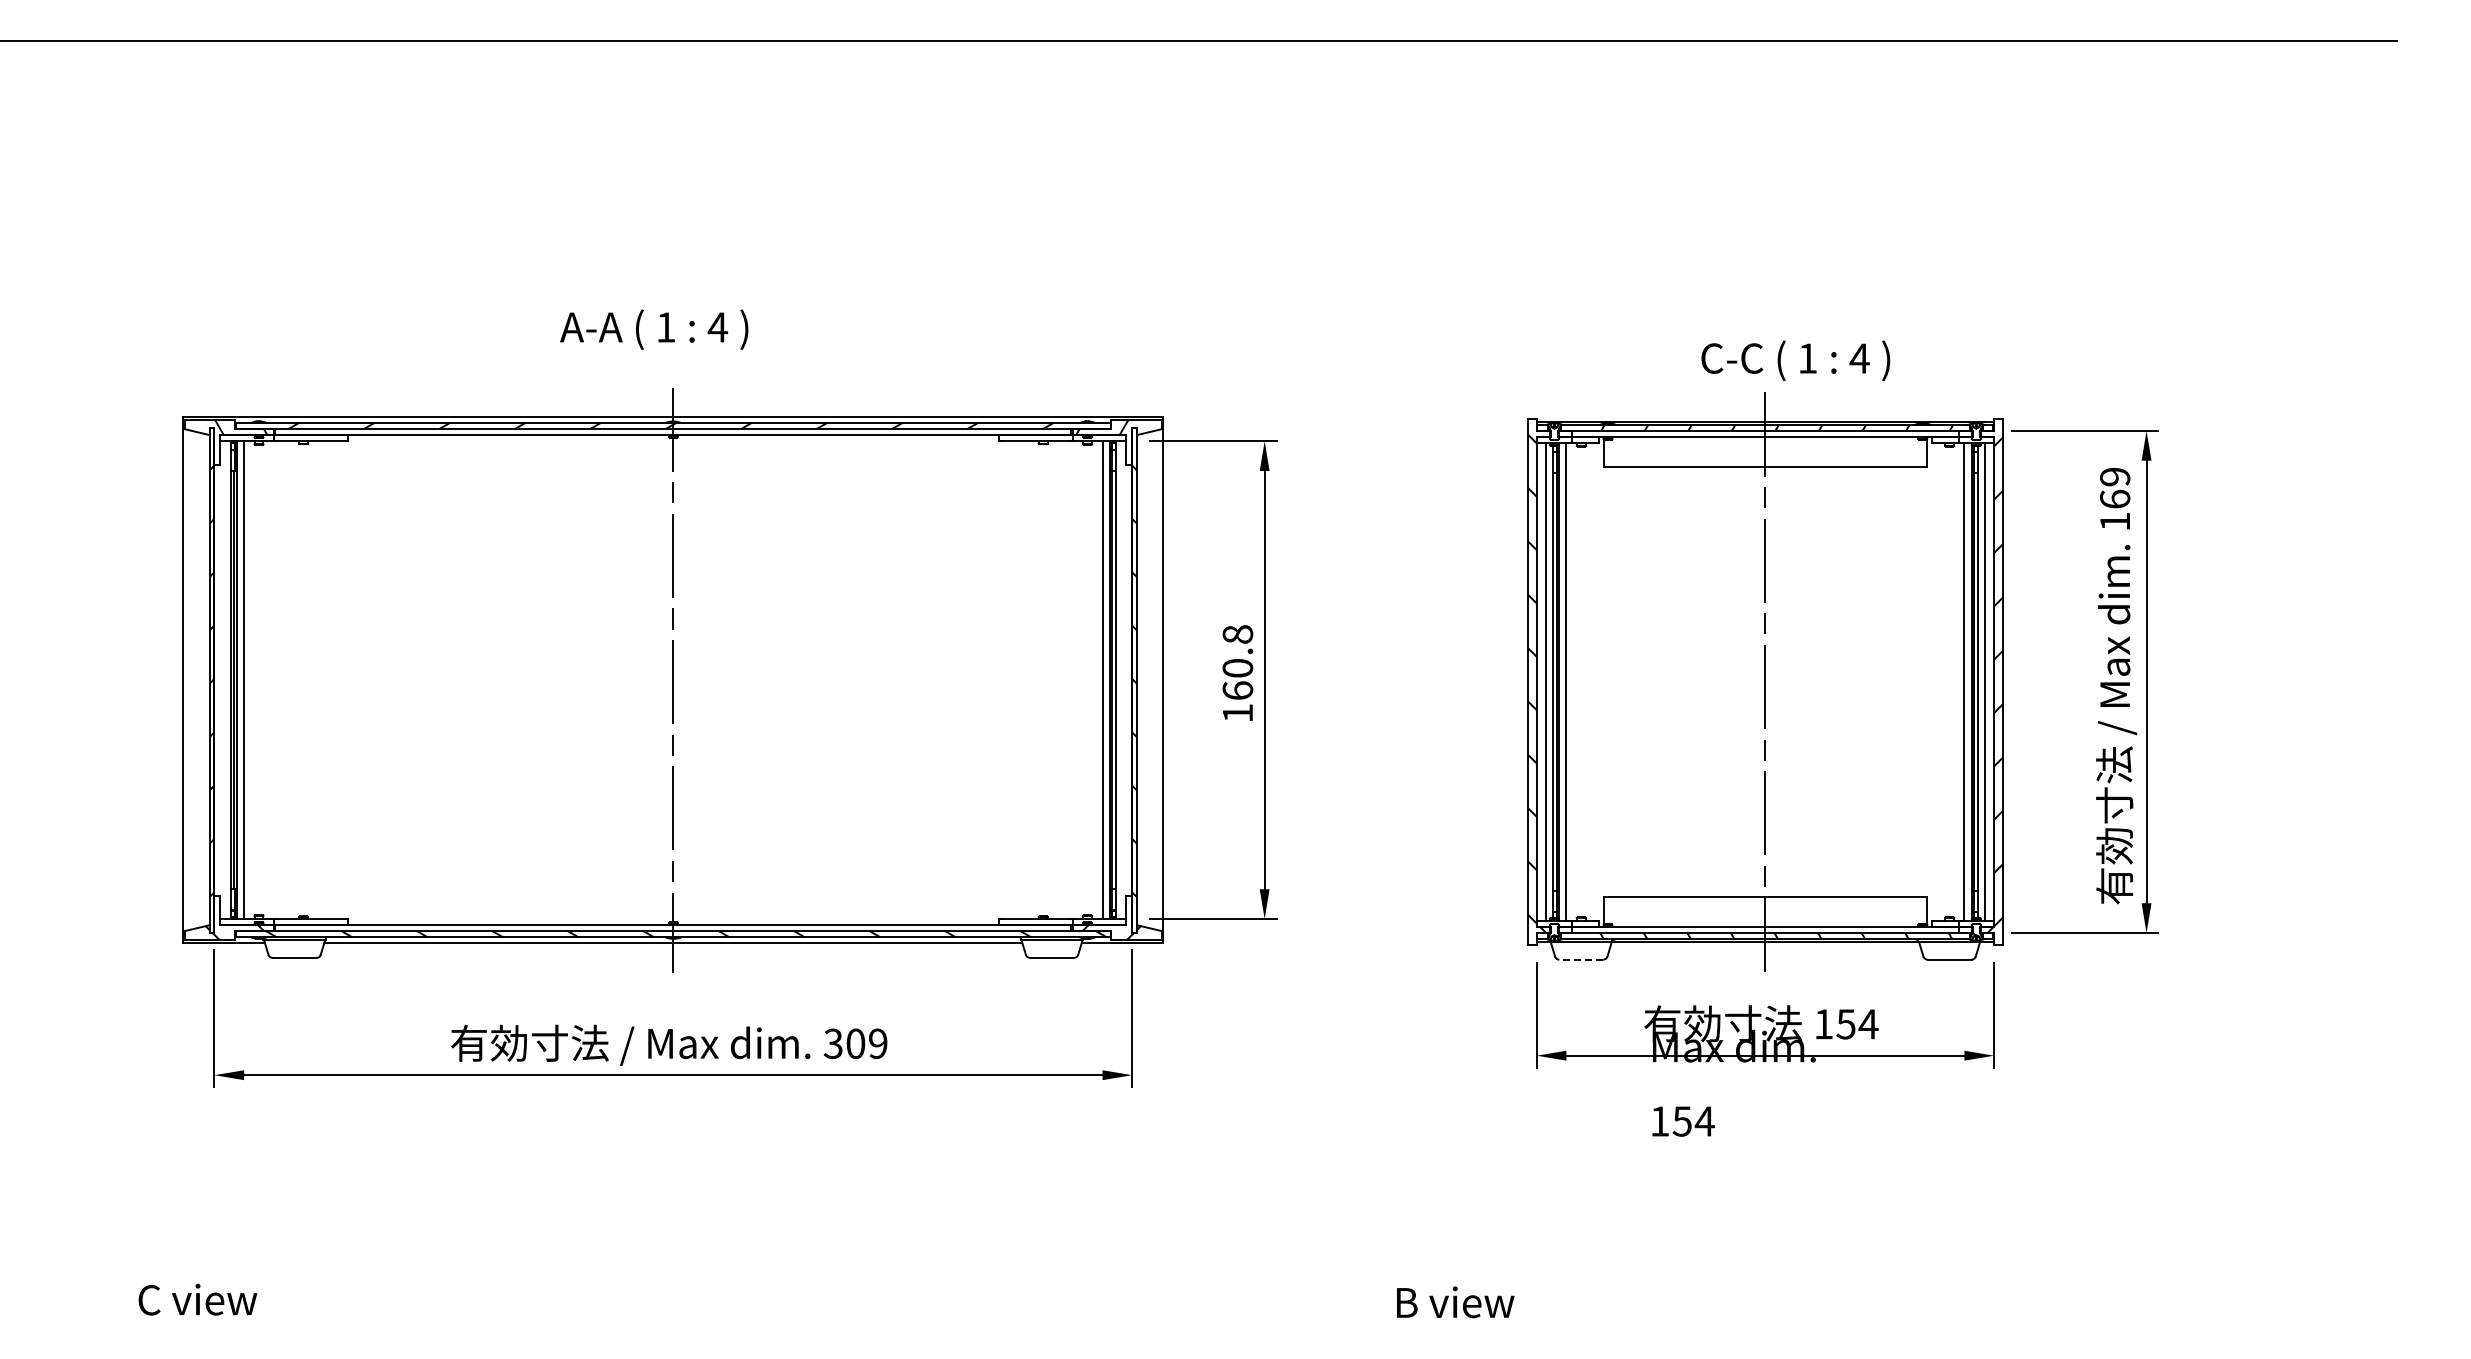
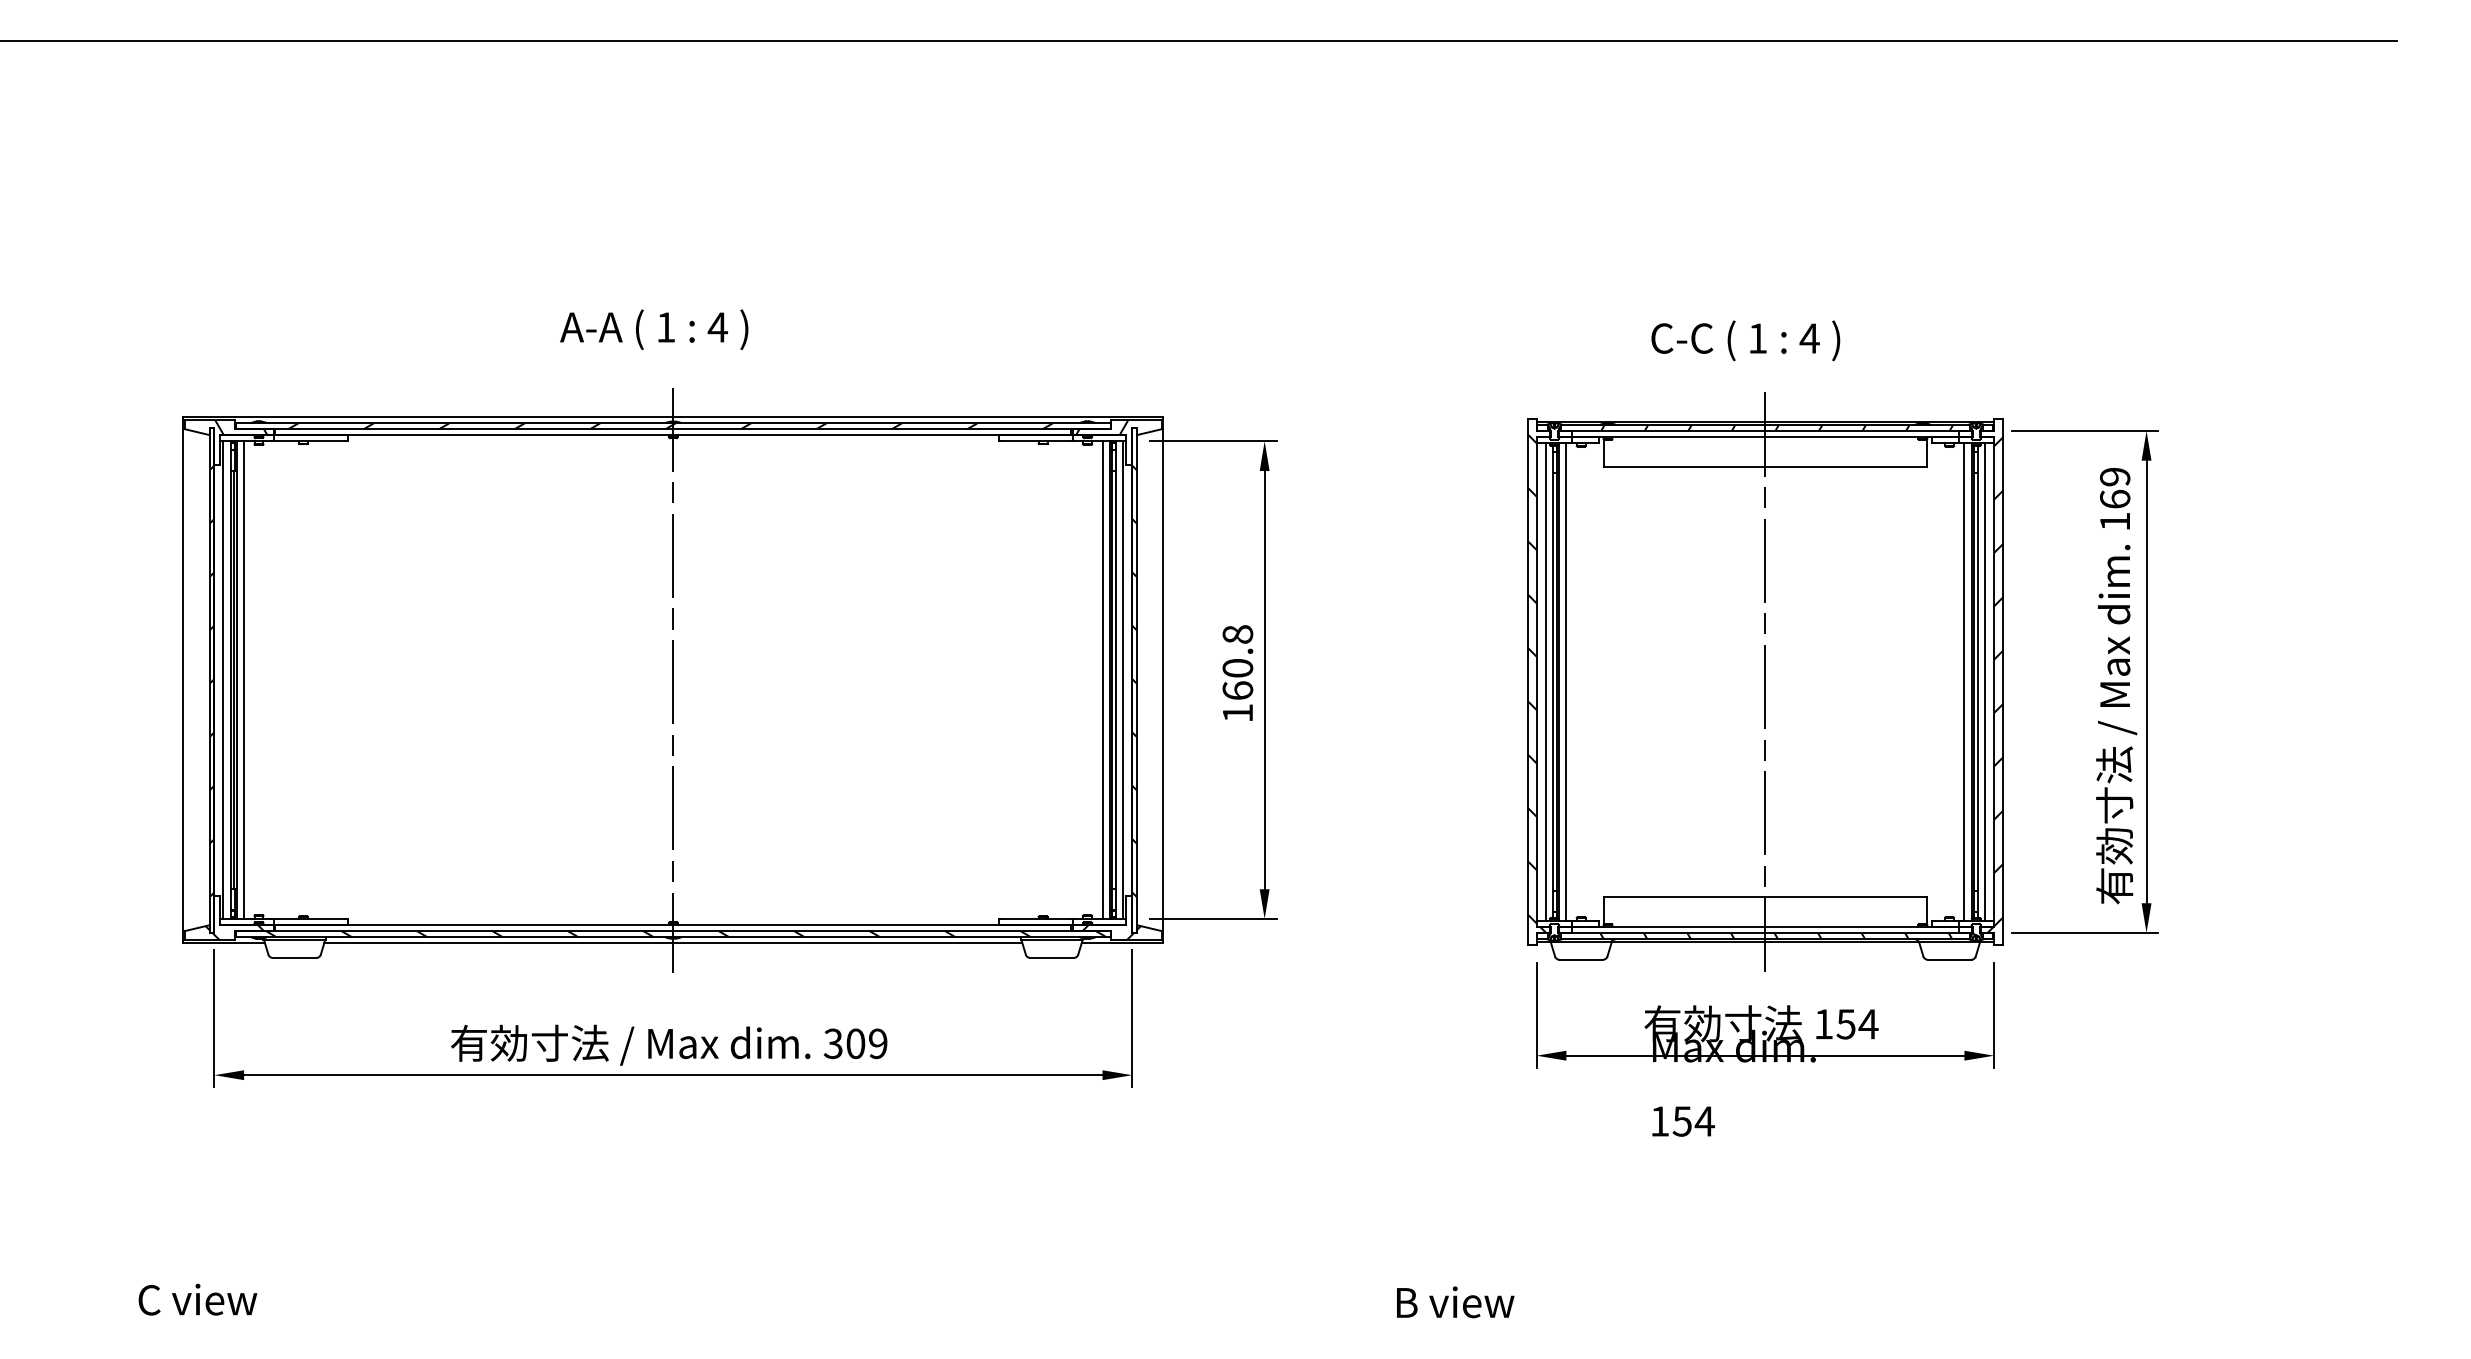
text position: (1795, 360) -> (1745, 340) (1745, 340)
line: none -> present (223, 679)
line: none -> present (1123, 679)
line: dashed -> solid (1581, 959)
